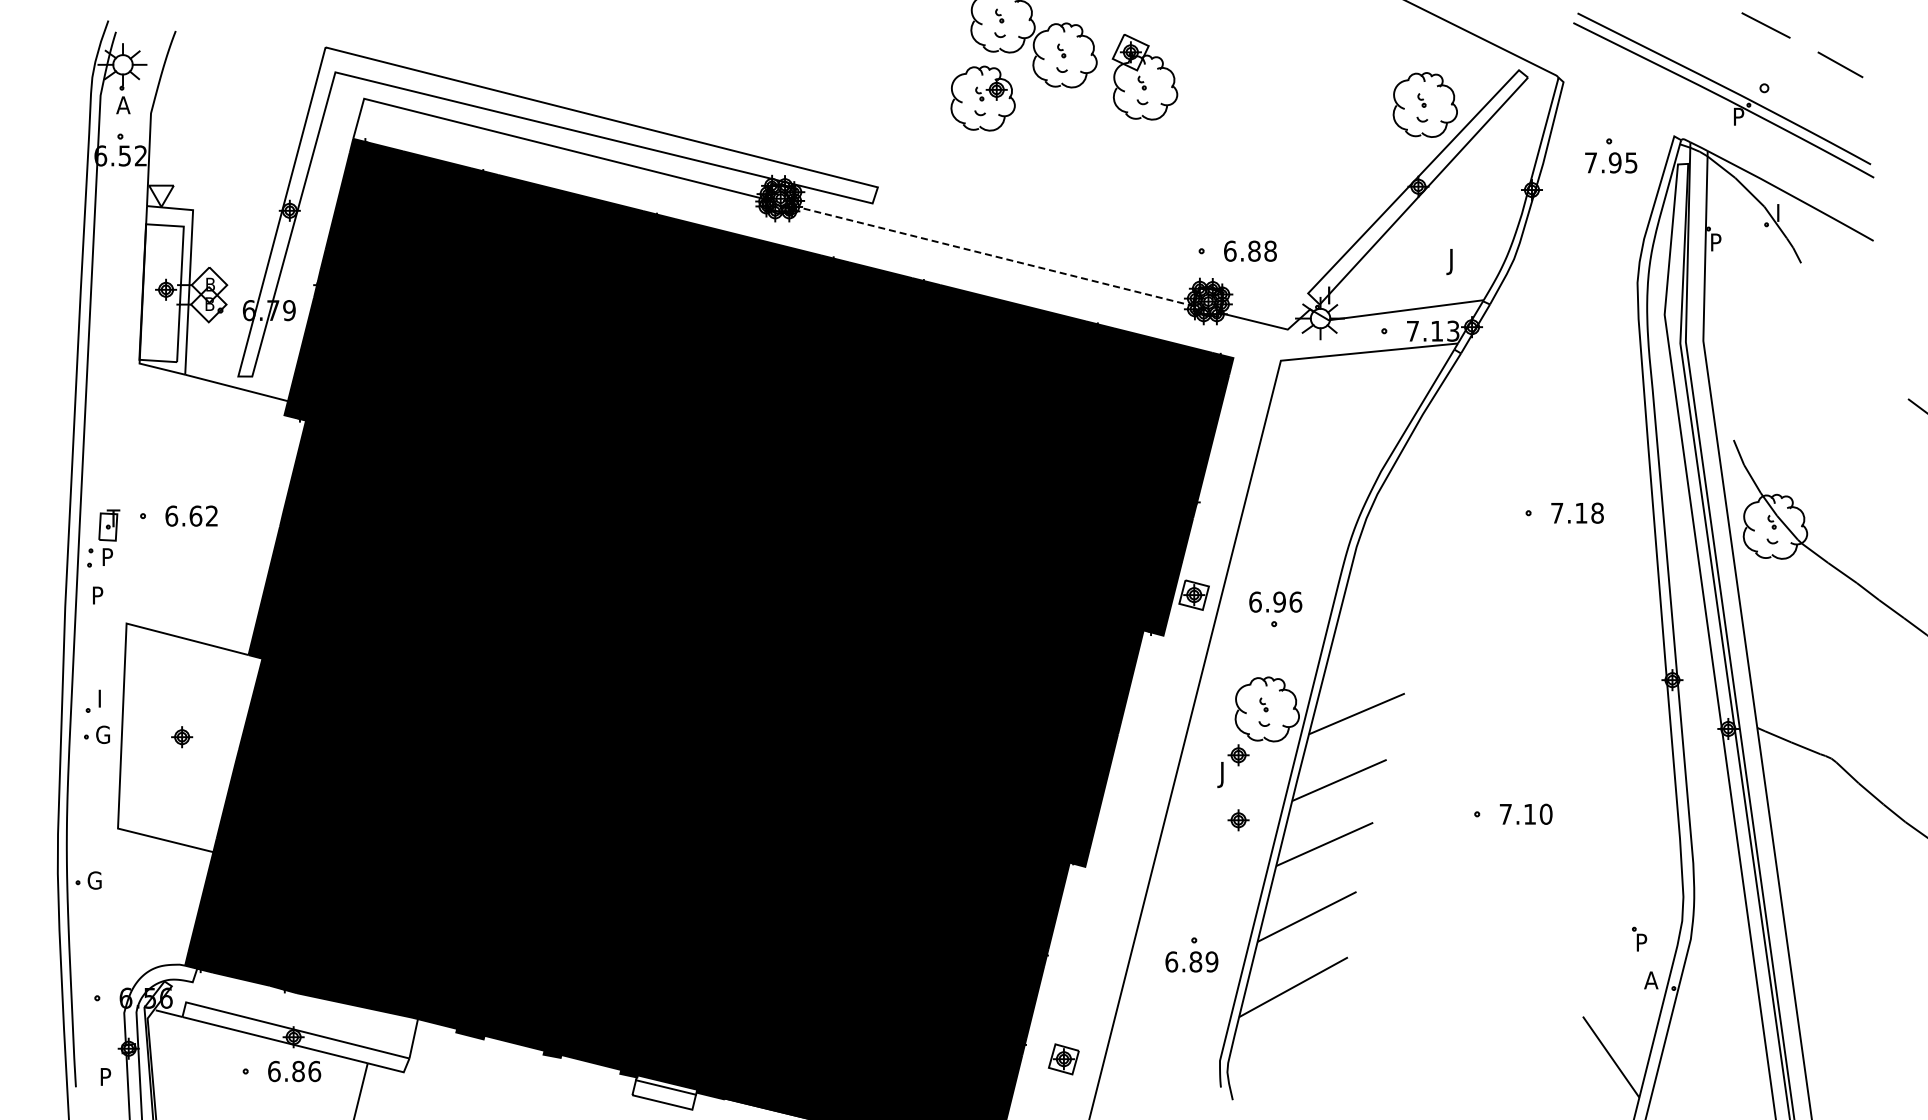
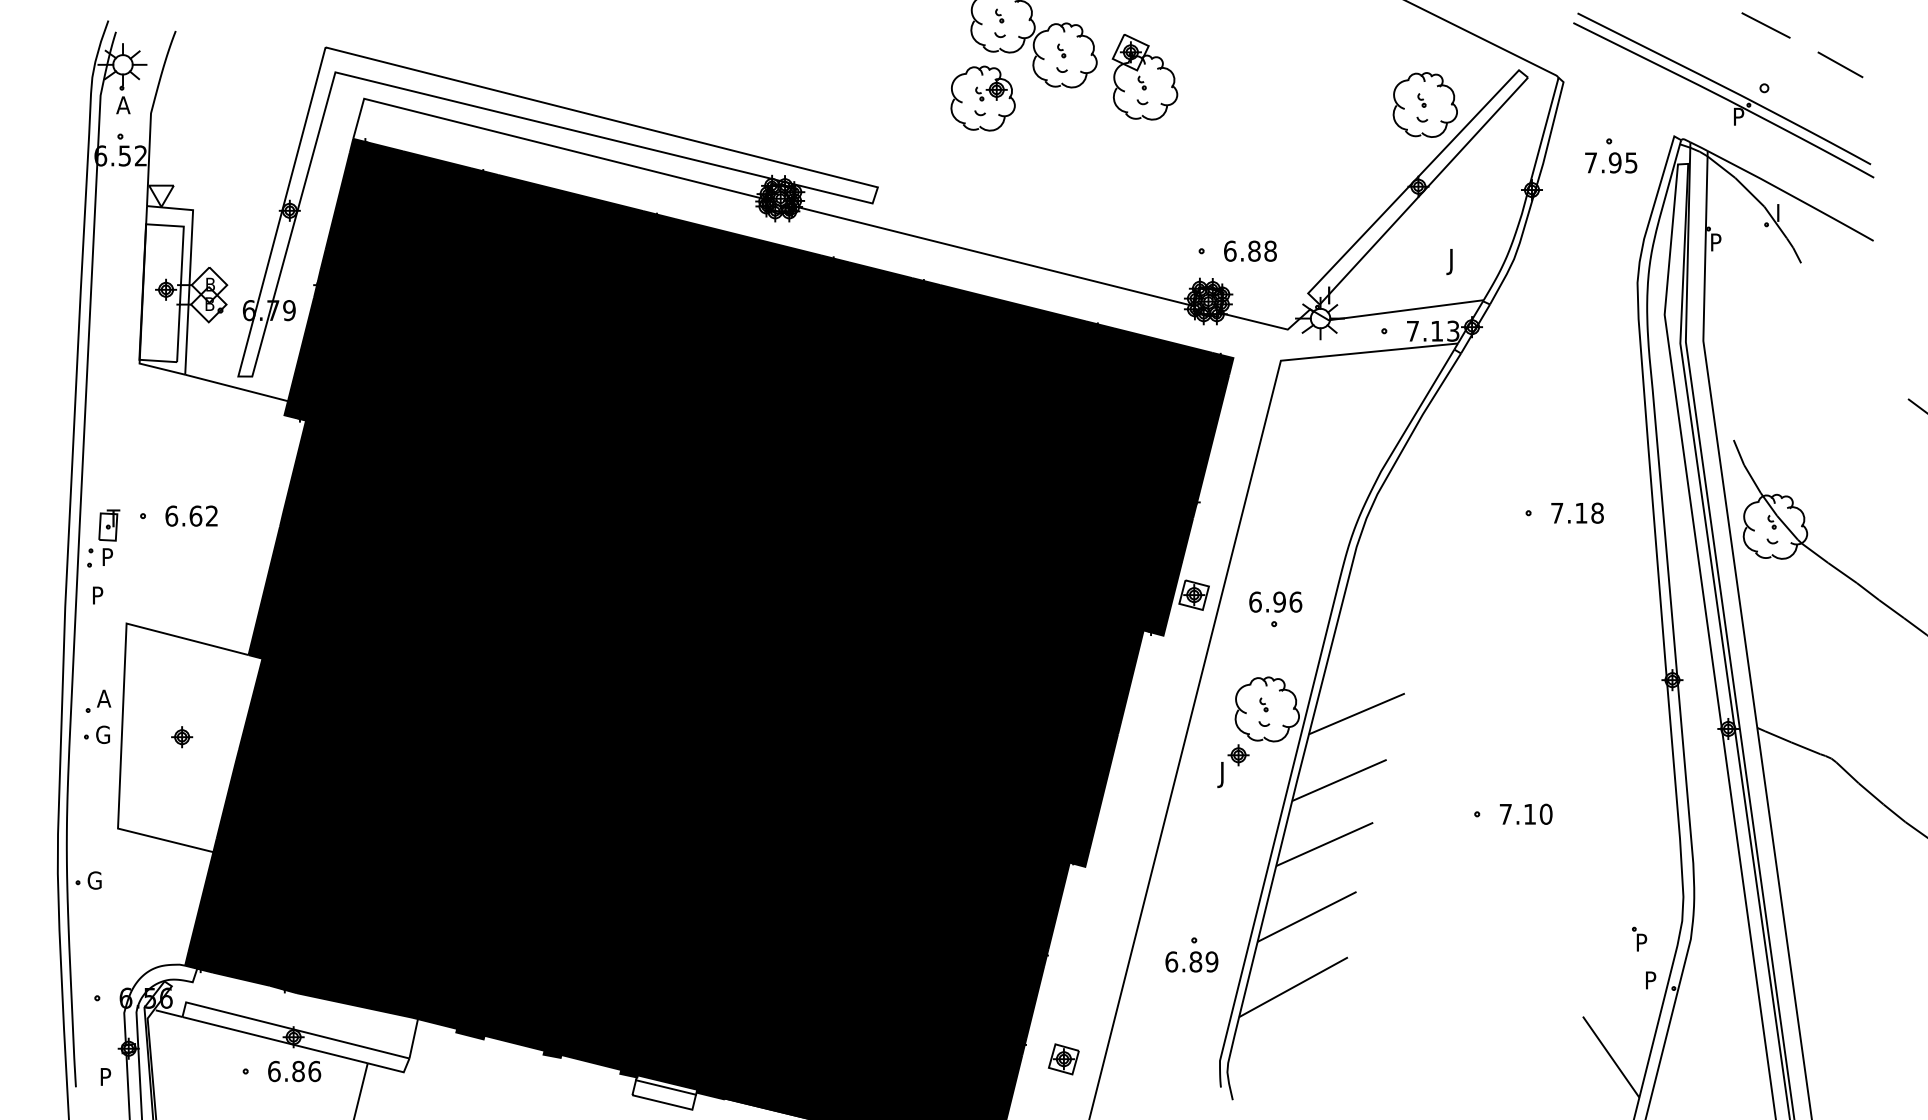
line: dashed -> solid (993, 256)
text: I -> A (104, 698)
part: present -> none (1238, 820)
text: A -> P (1651, 980)
